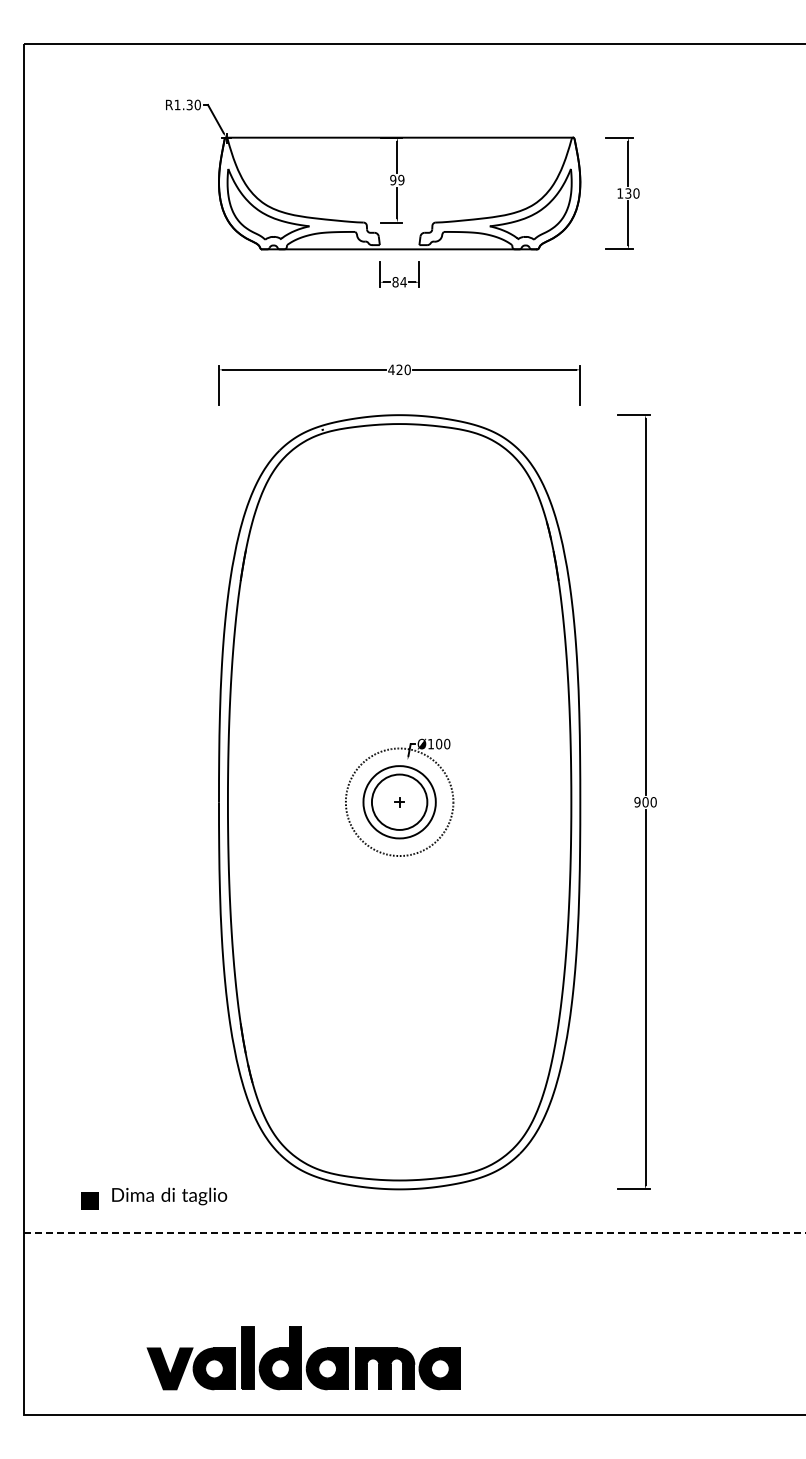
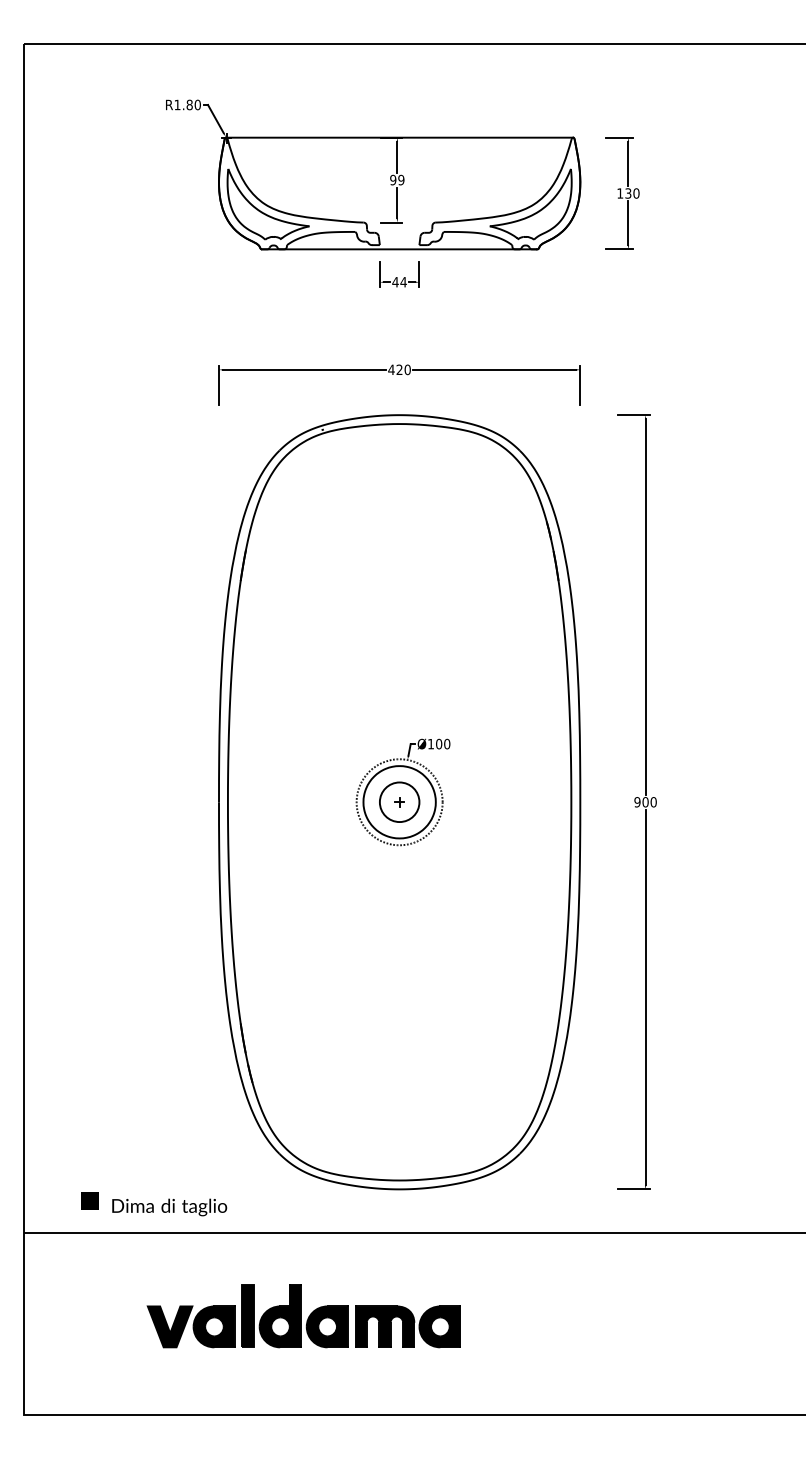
text: R1.30 -> R1.80 (189, 104)
text: 84 -> 44 (395, 282)
circle diameter: 55 px -> 40 px (399, 802)
circle diameter: 108 px -> 86 px (399, 802)
text position: (169, 1196) -> (169, 1207) (169, 1207)
line: dashed -> solid (415, 1232)
part position: (303, 1358) -> (303, 1316) (303, 1316)
